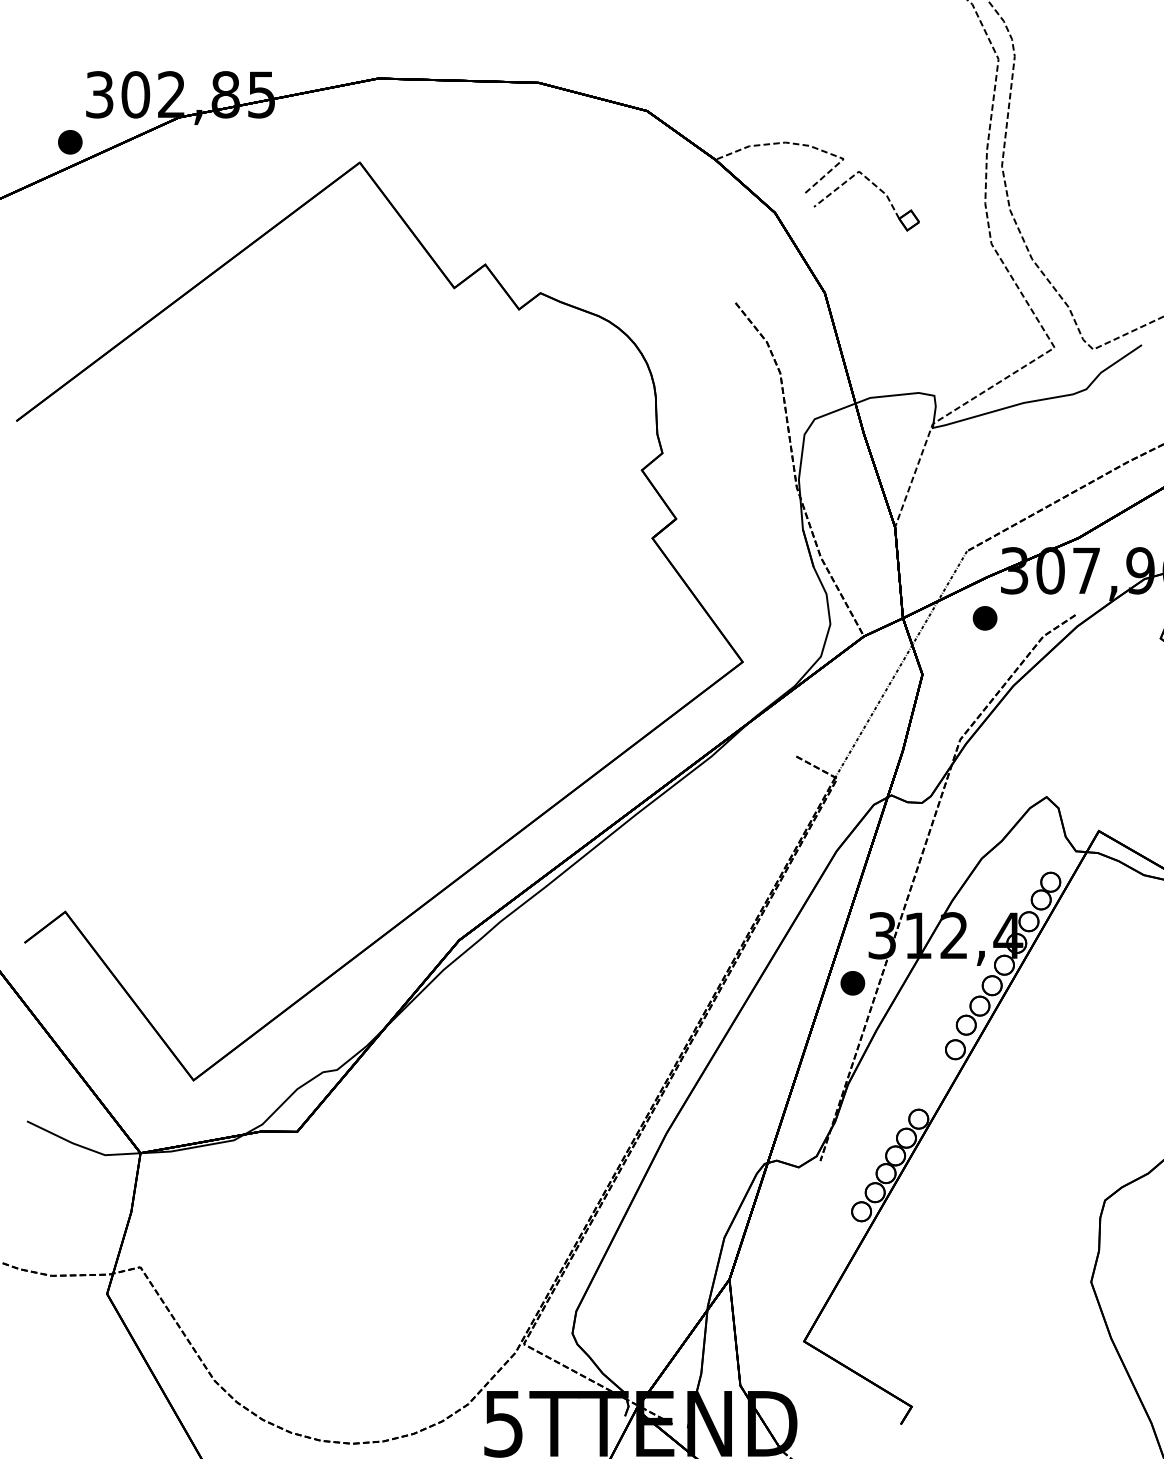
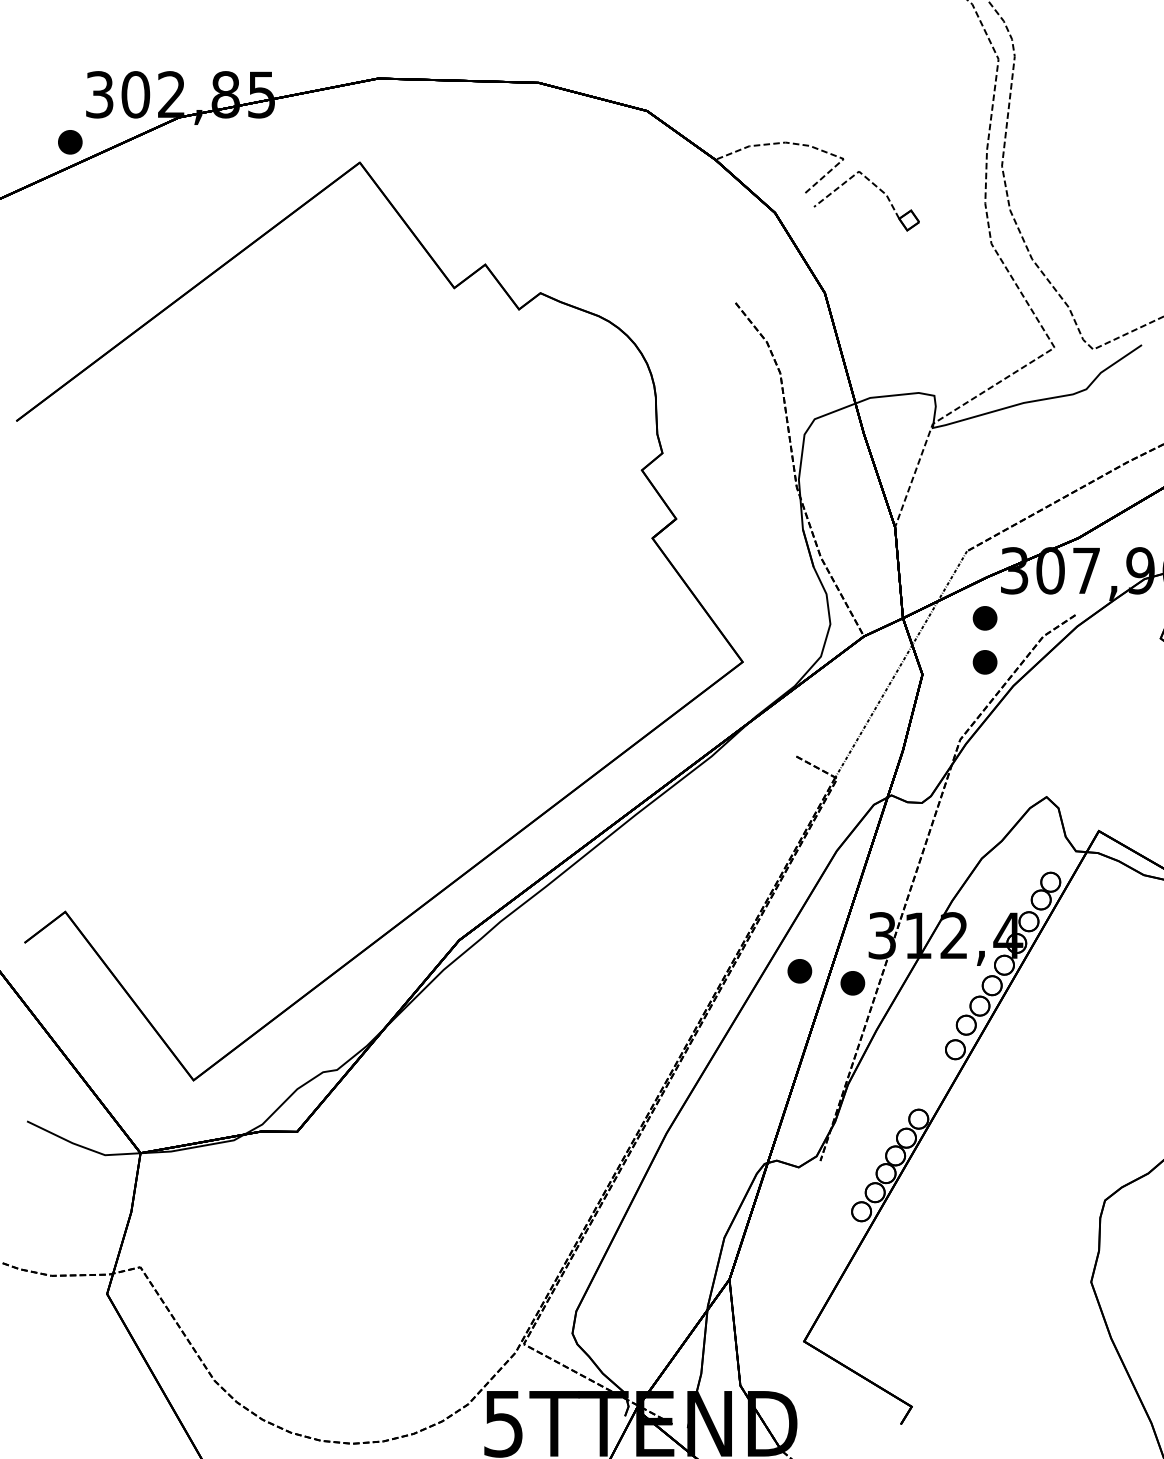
part: none -> present (984, 662)
part: none -> present (799, 971)
